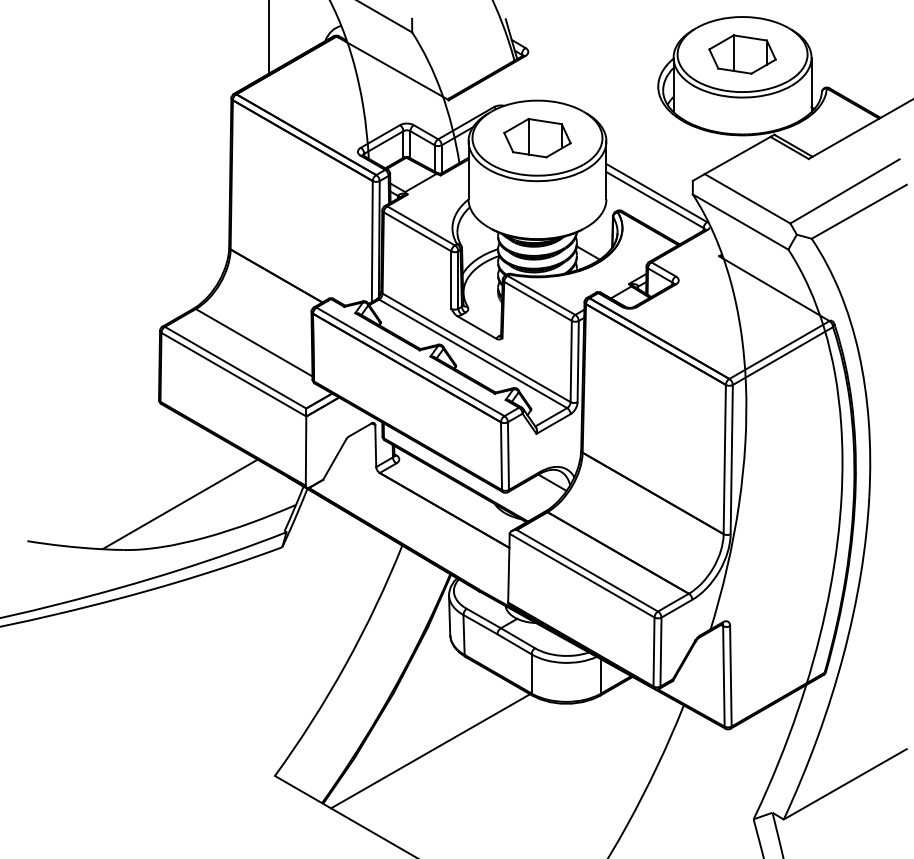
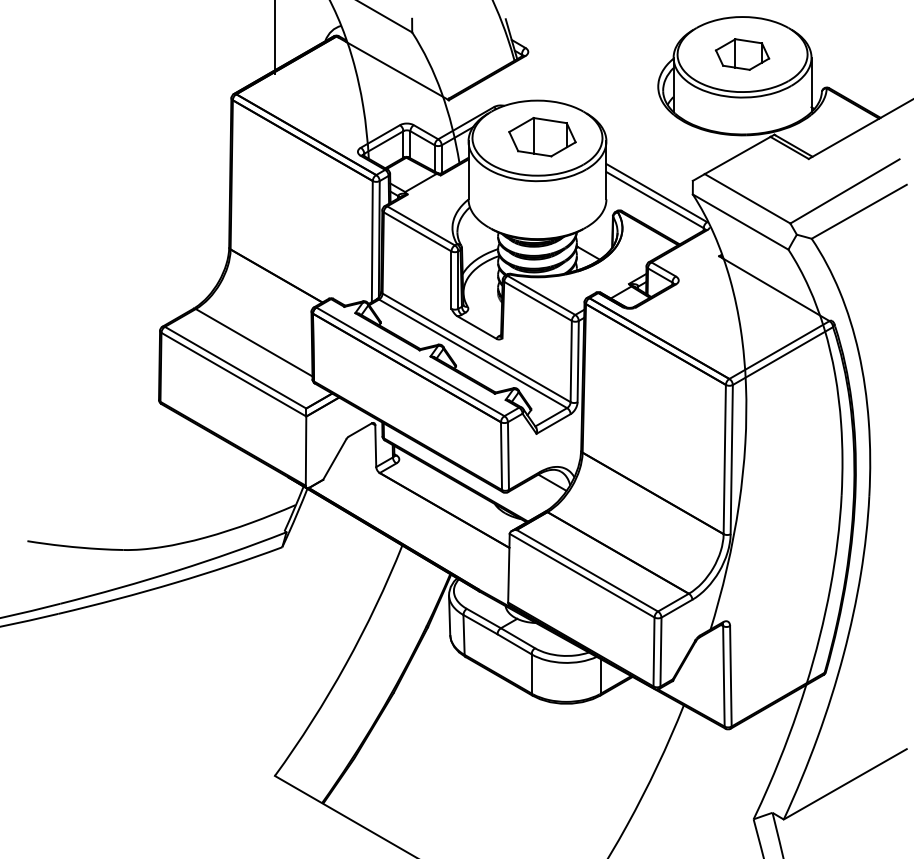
line position: (269, 37) -> (275, 37) (275, 37)
part size: 69x41 px -> 57x33 px (742, 54)
part position: (537, 138) -> (542, 137) (542, 137)
line: present -> none (180, 503)
line: present -> none (430, 751)
